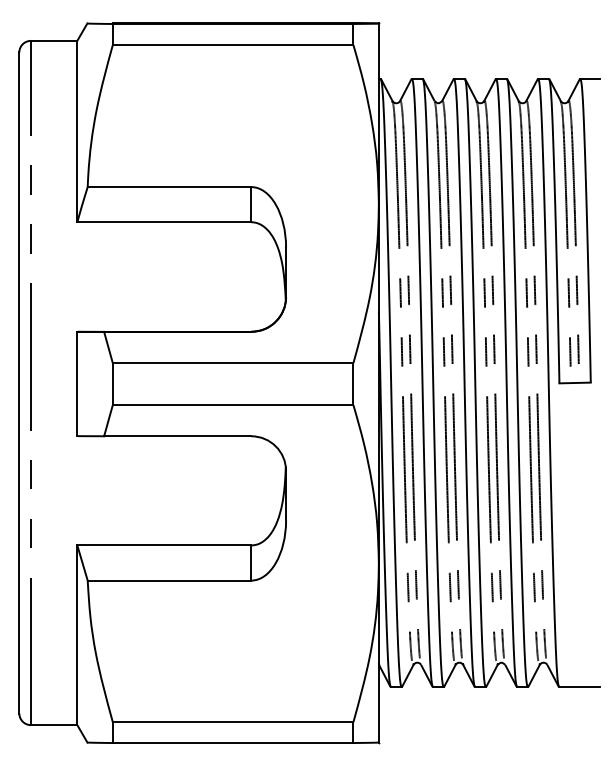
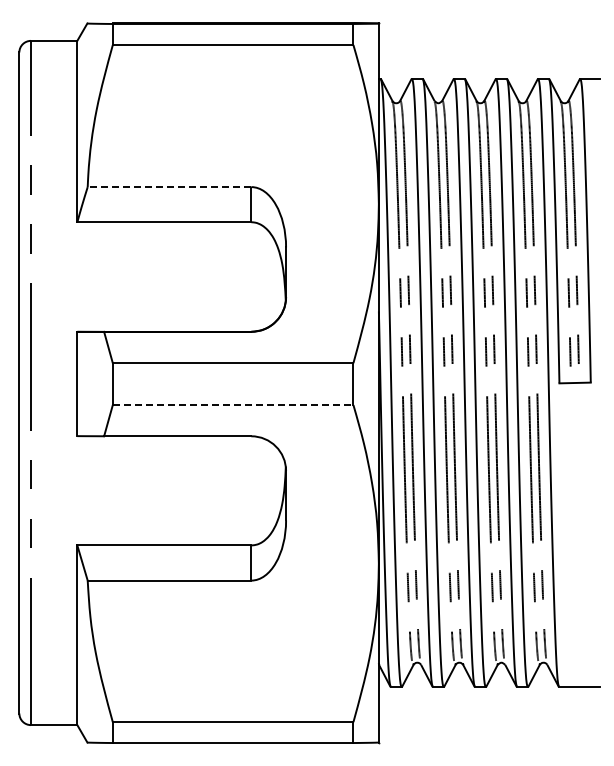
line: solid -> dashed (169, 187)
line: solid -> dashed (233, 405)
